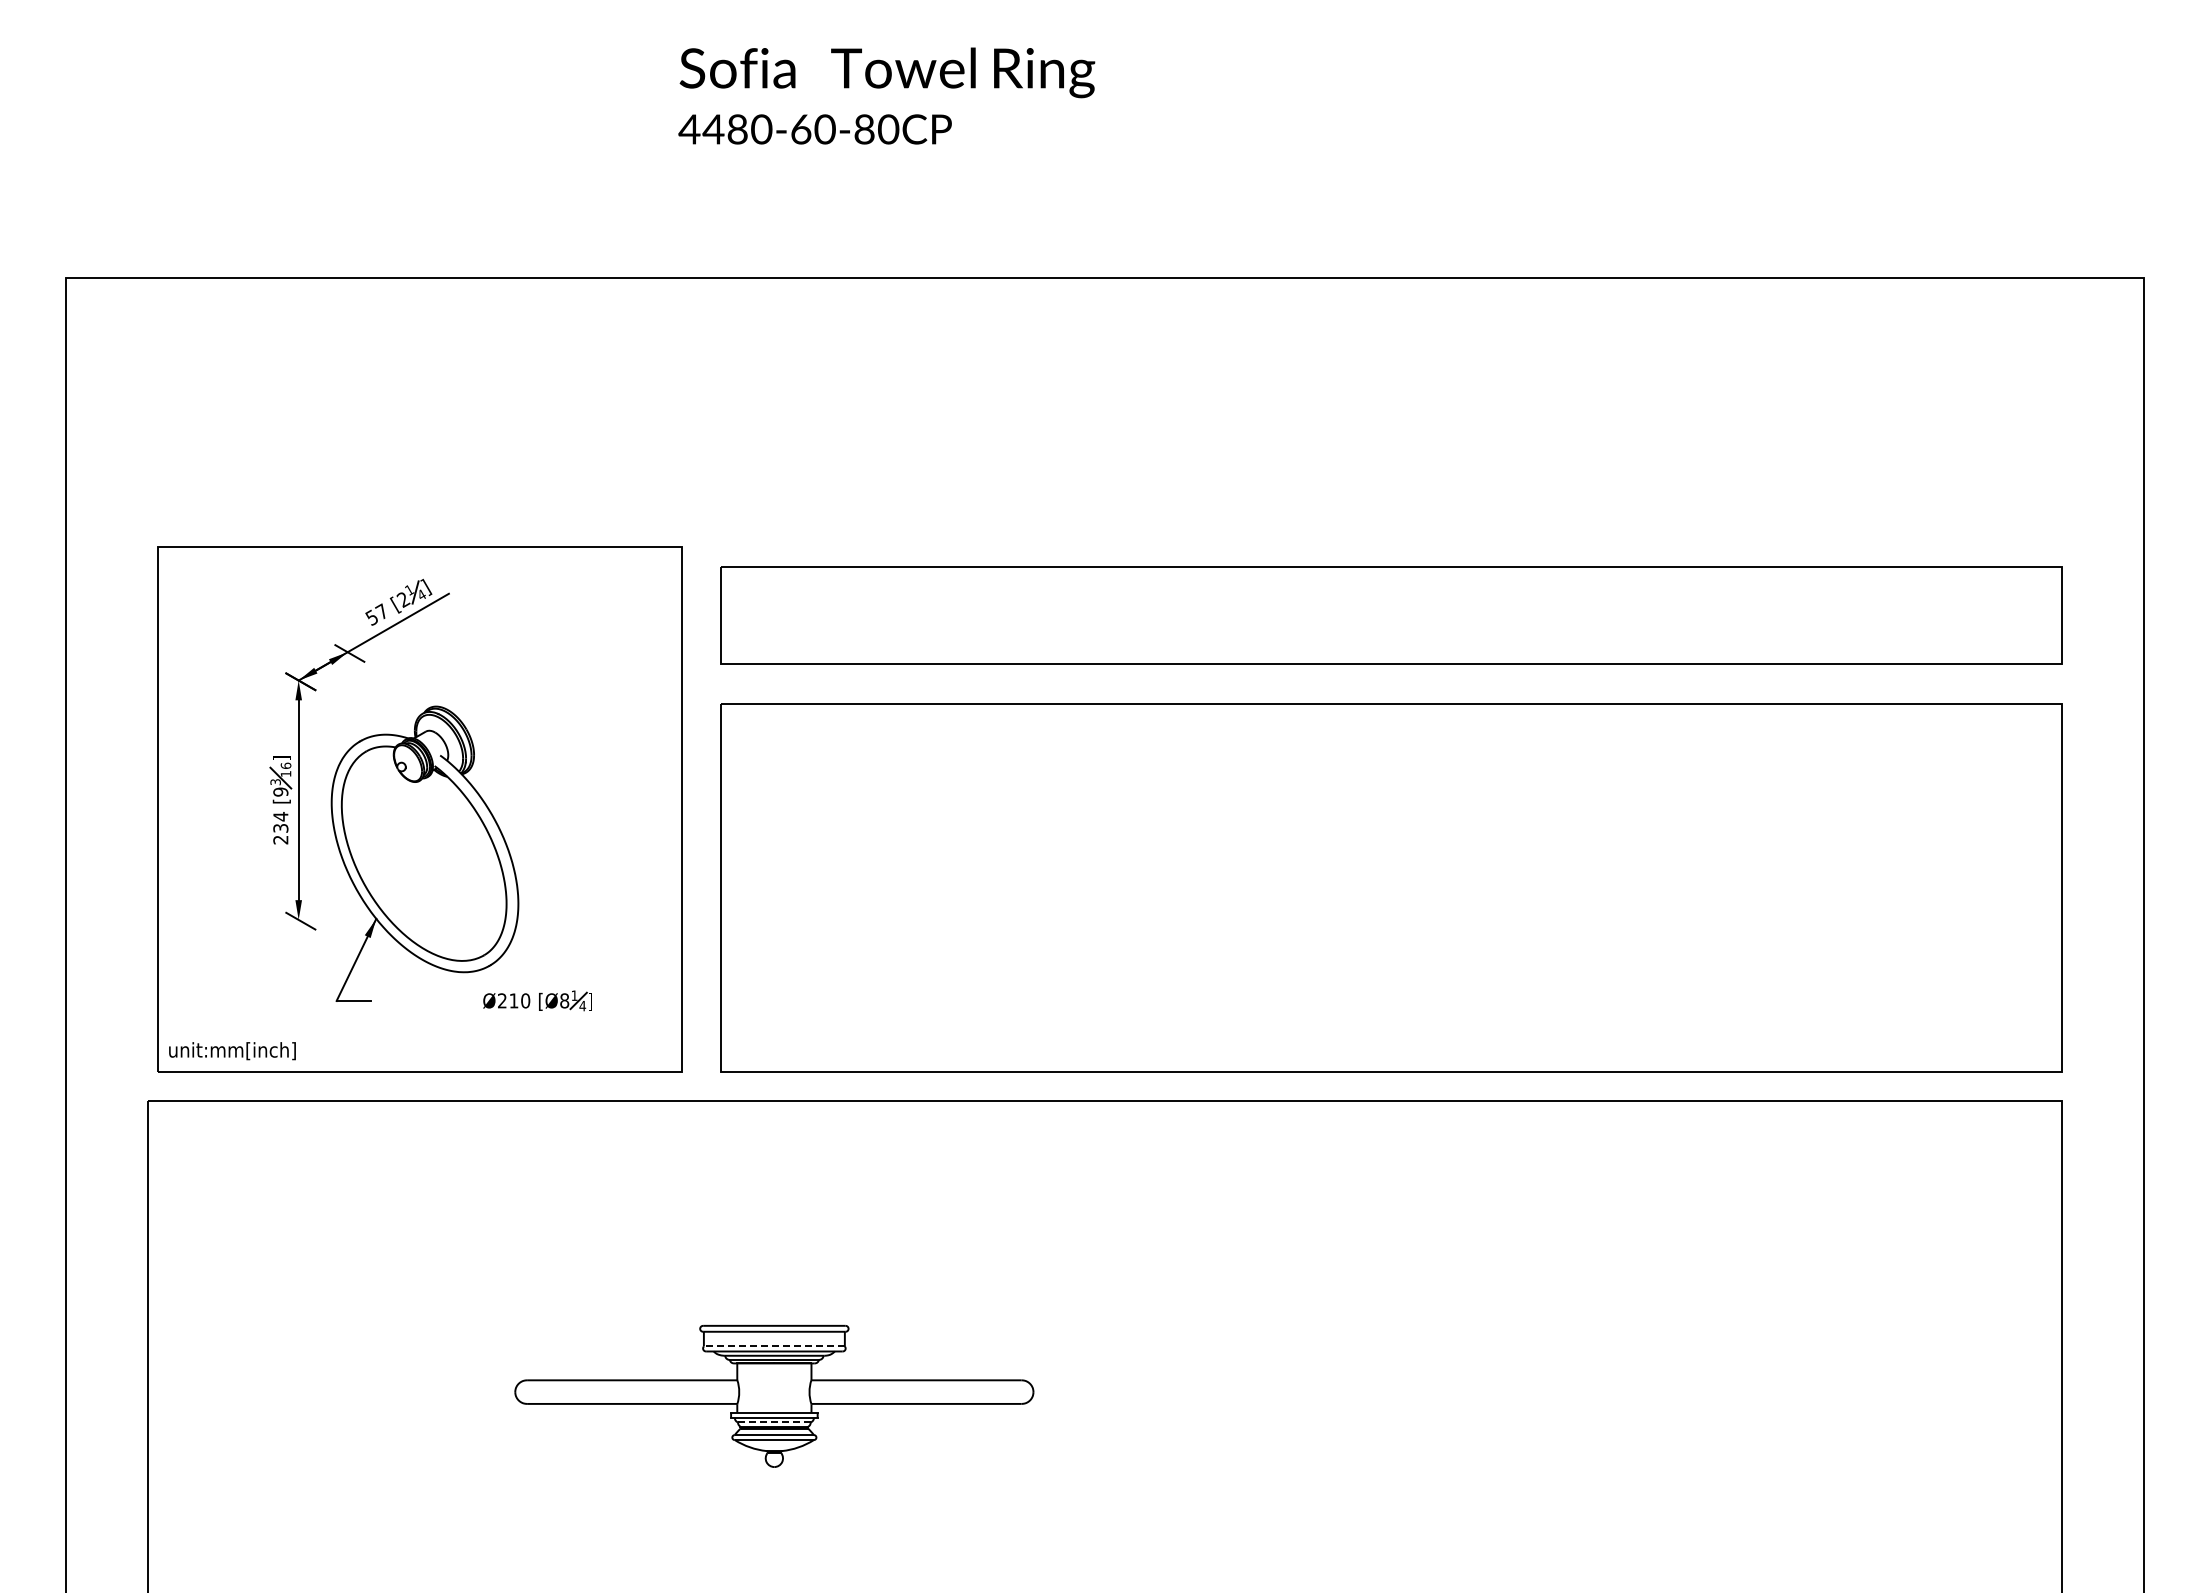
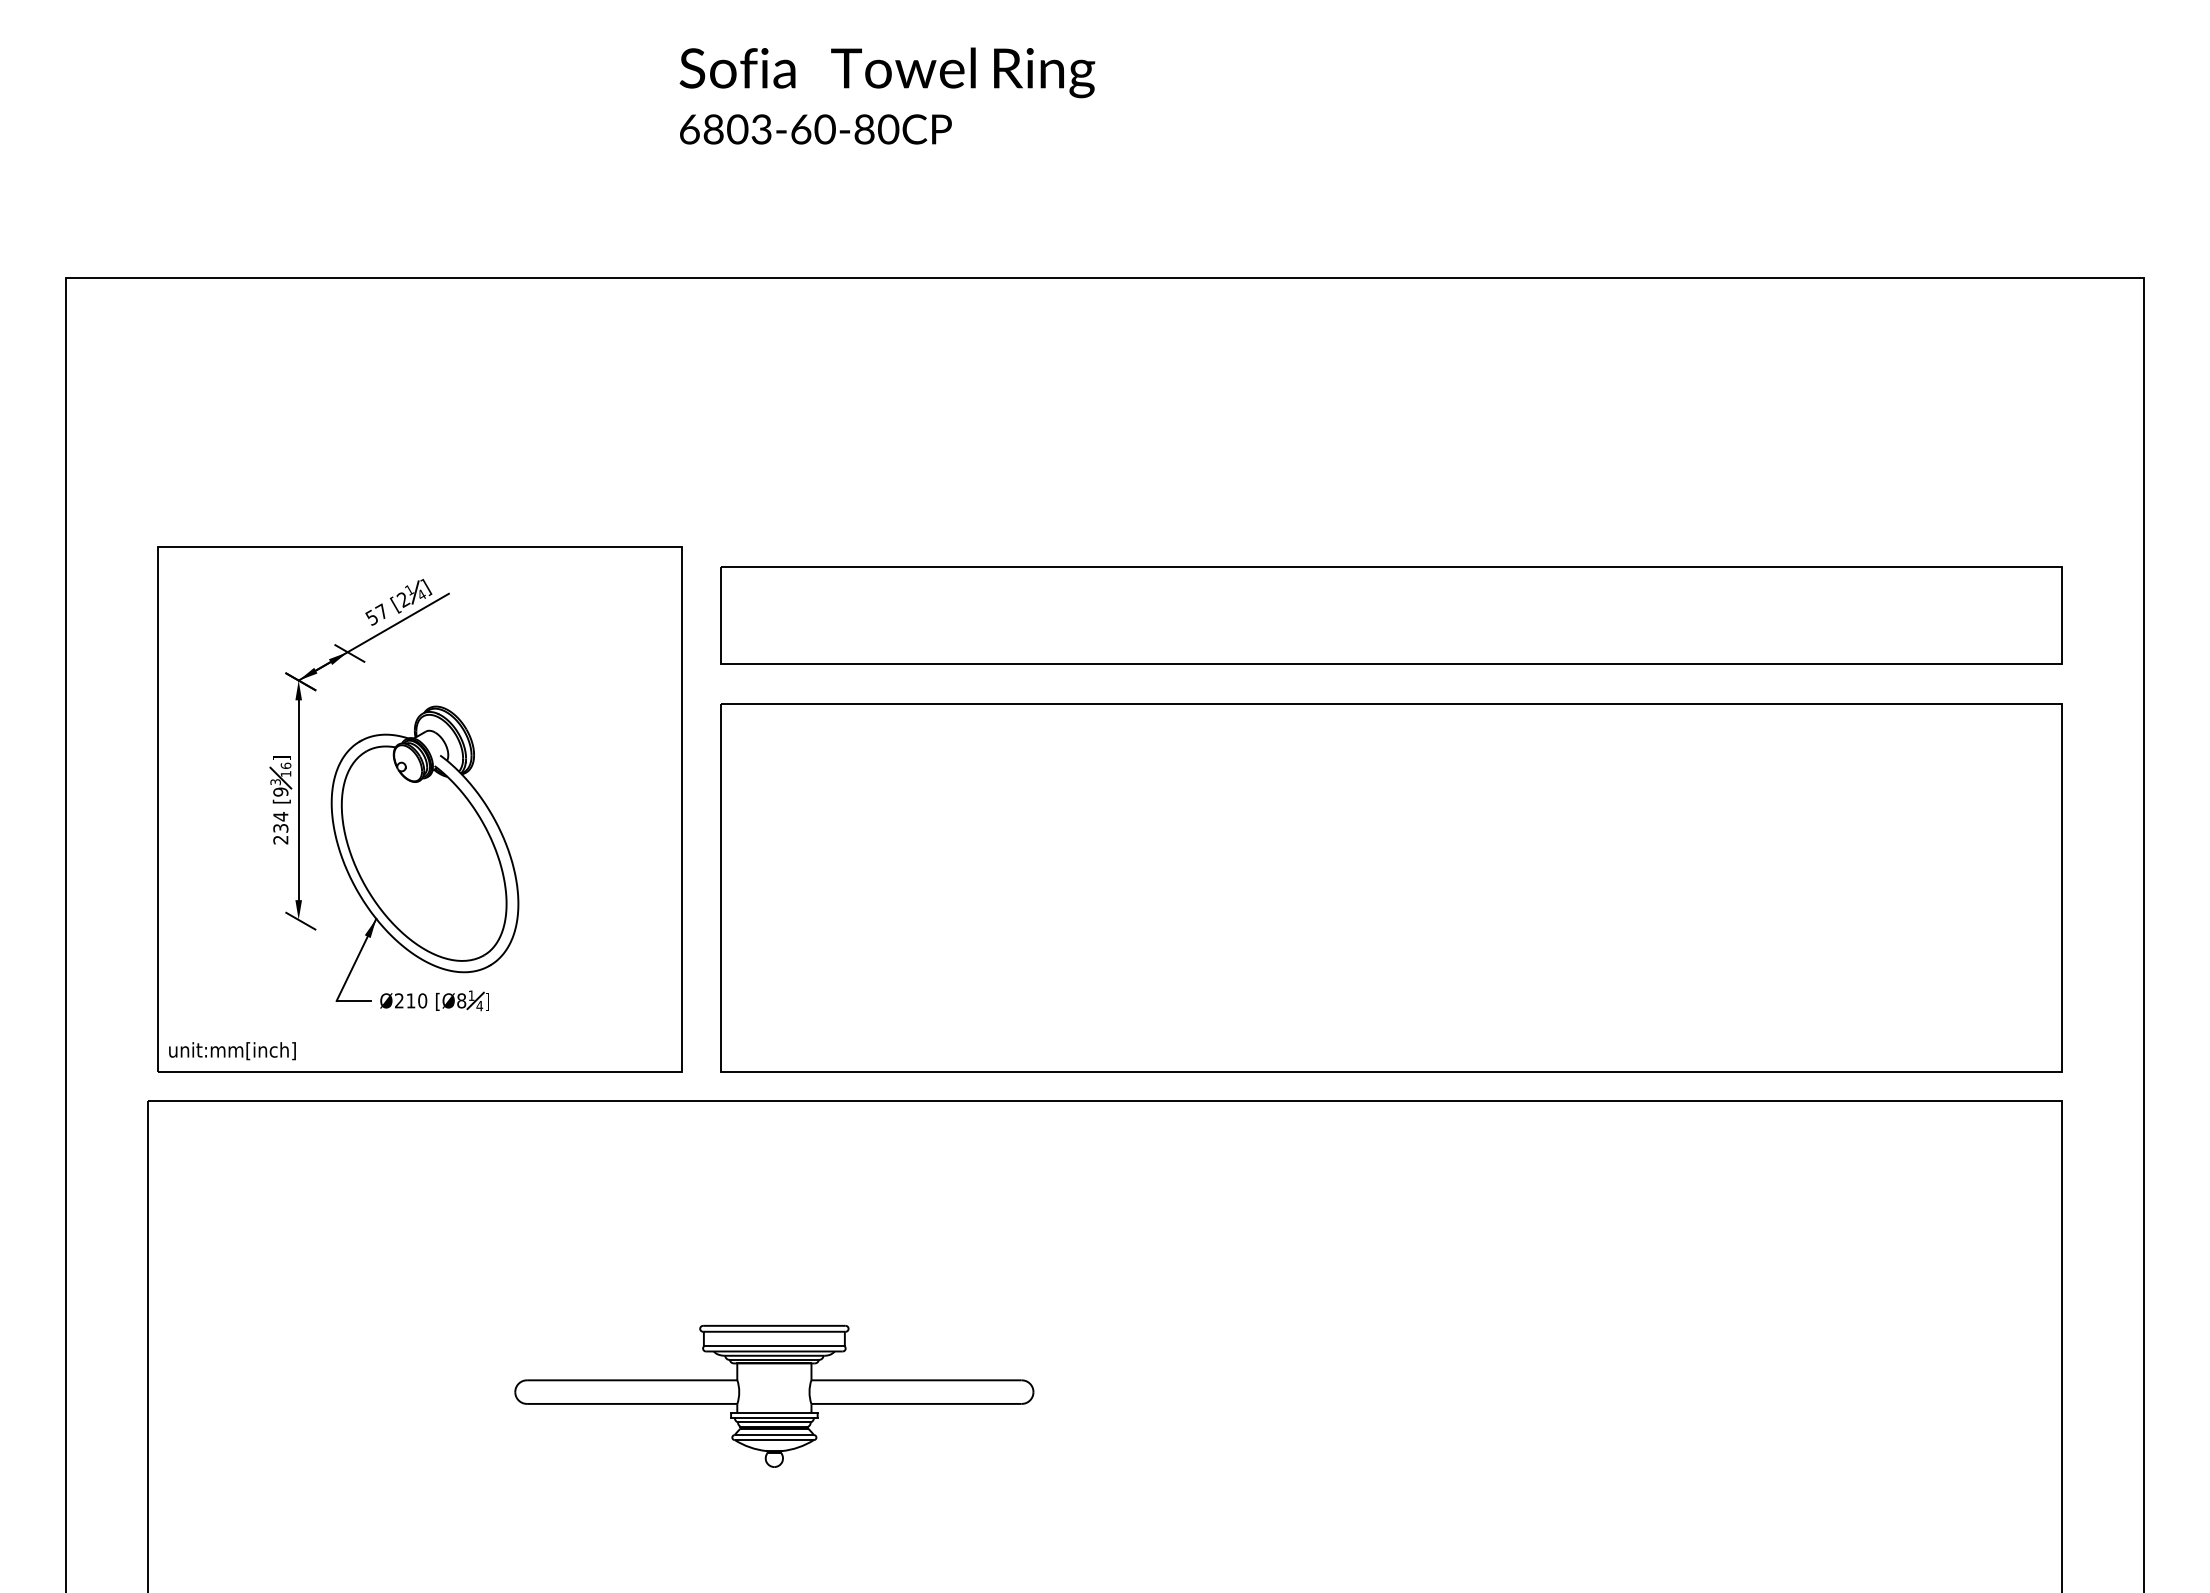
text: 4480-60-80CP -> 6803-60-80CP (725, 129)
part position: (537, 1000) -> (434, 1000) (434, 1000)
line: dashed -> solid (773, 1346)
line: dashed -> solid (773, 1422)
